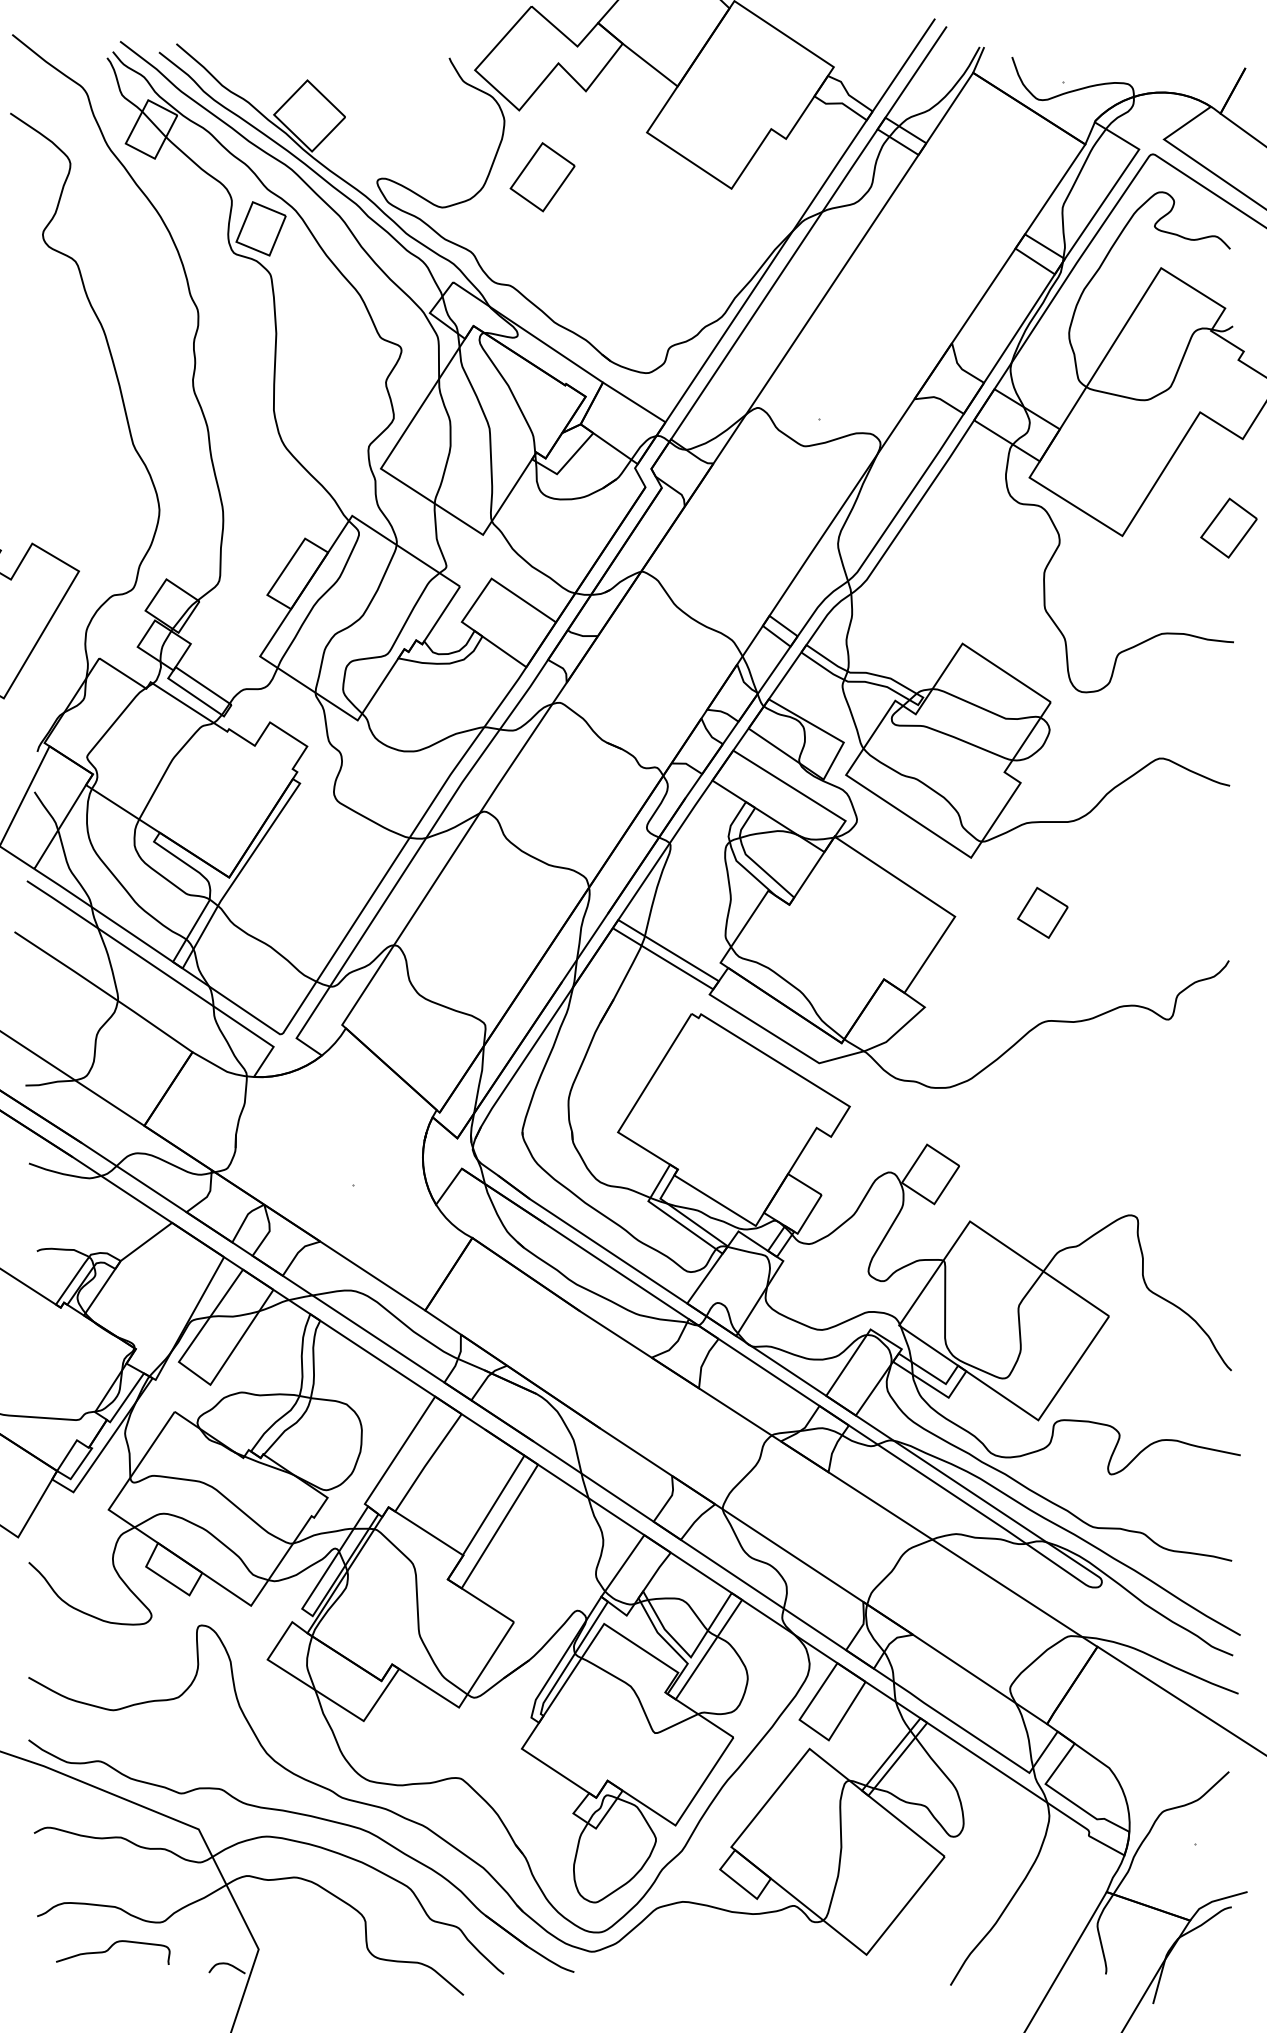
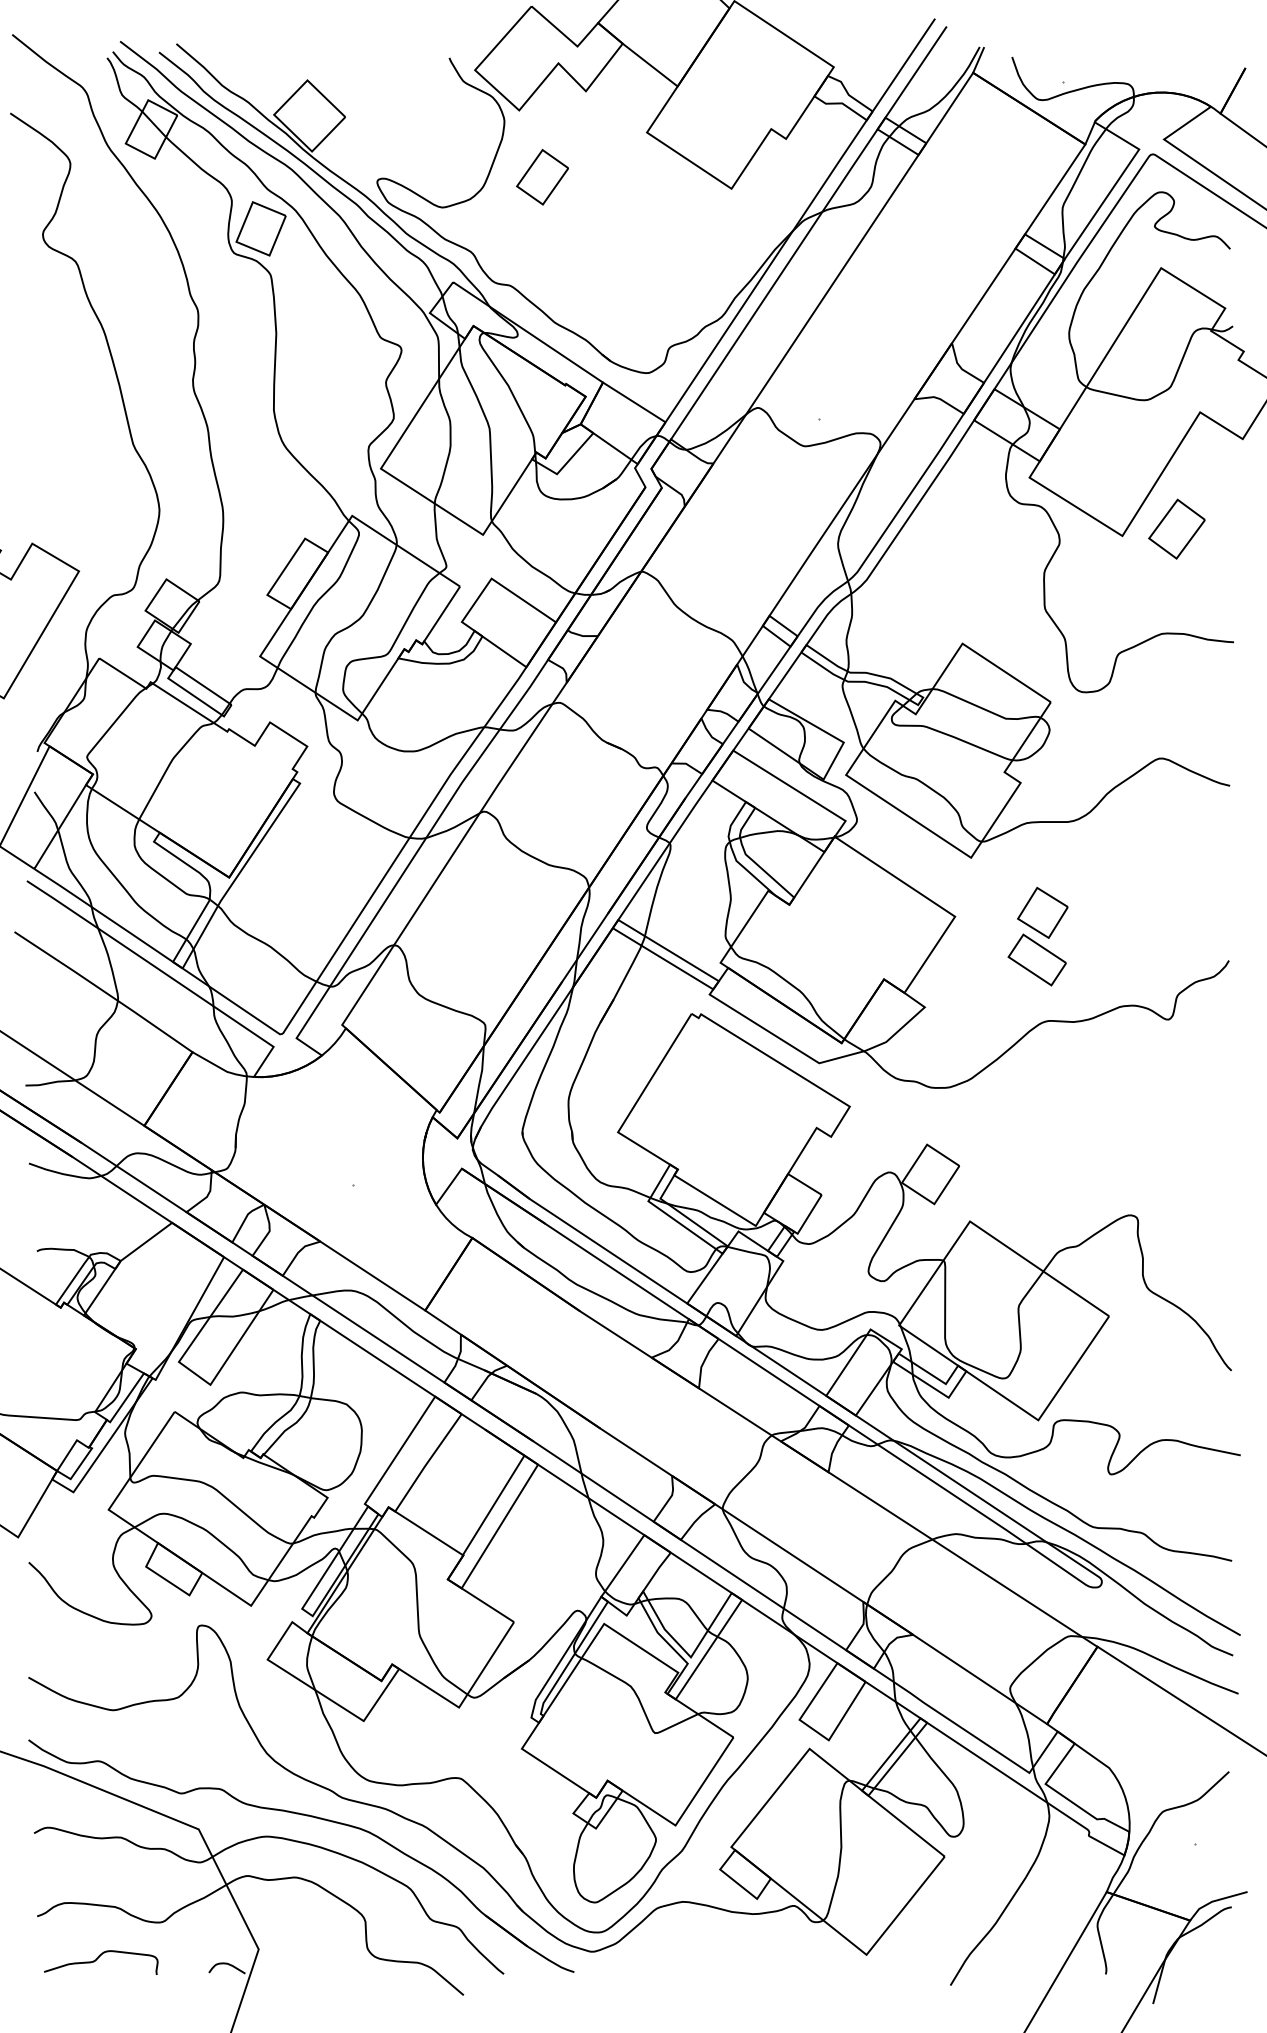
part size: 67x71 px -> 53x57 px (542, 177)
part position: (1228, 527) -> (1176, 528) (1176, 528)
part: none -> present (1036, 959)
curve position: (110, 1948) -> (98, 1958) (98, 1958)
